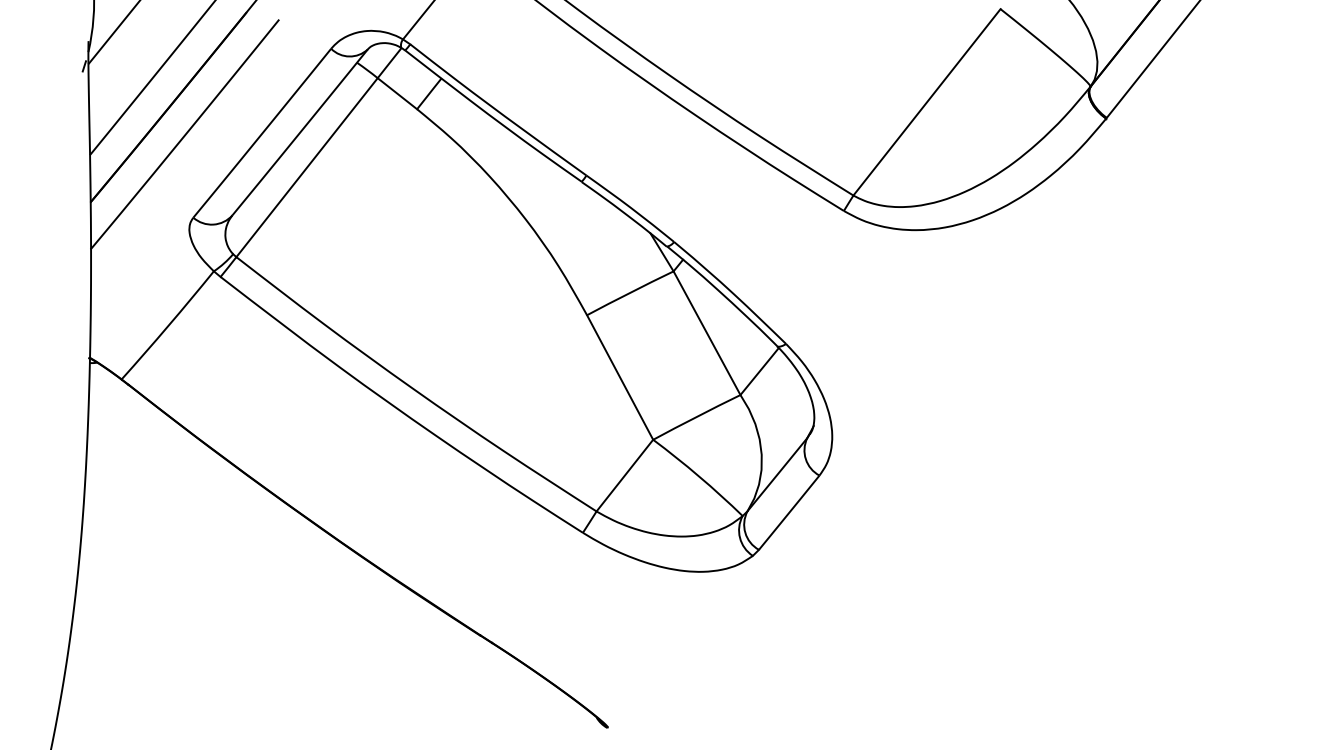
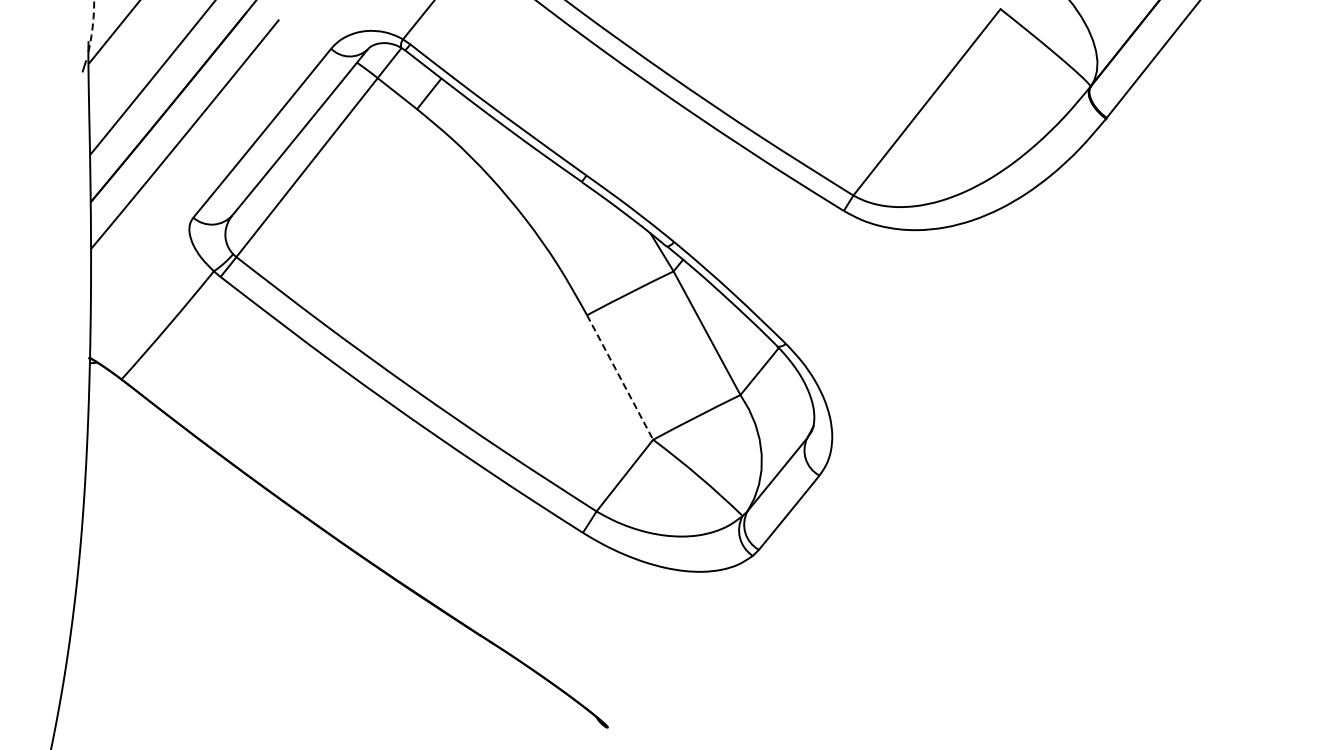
arc: solid -> dashed (92, 26)
line: solid -> dashed (620, 377)
